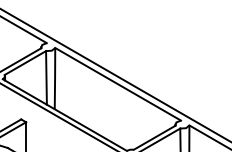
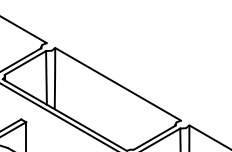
line: present -> none (115, 75)
